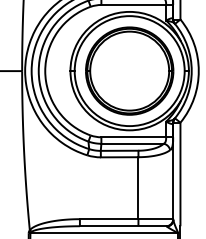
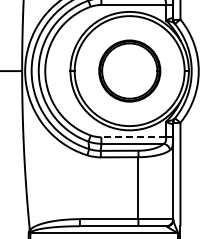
part size: 90x90 px -> 64x64 px (129, 70)
line: solid -> dashed (133, 137)
